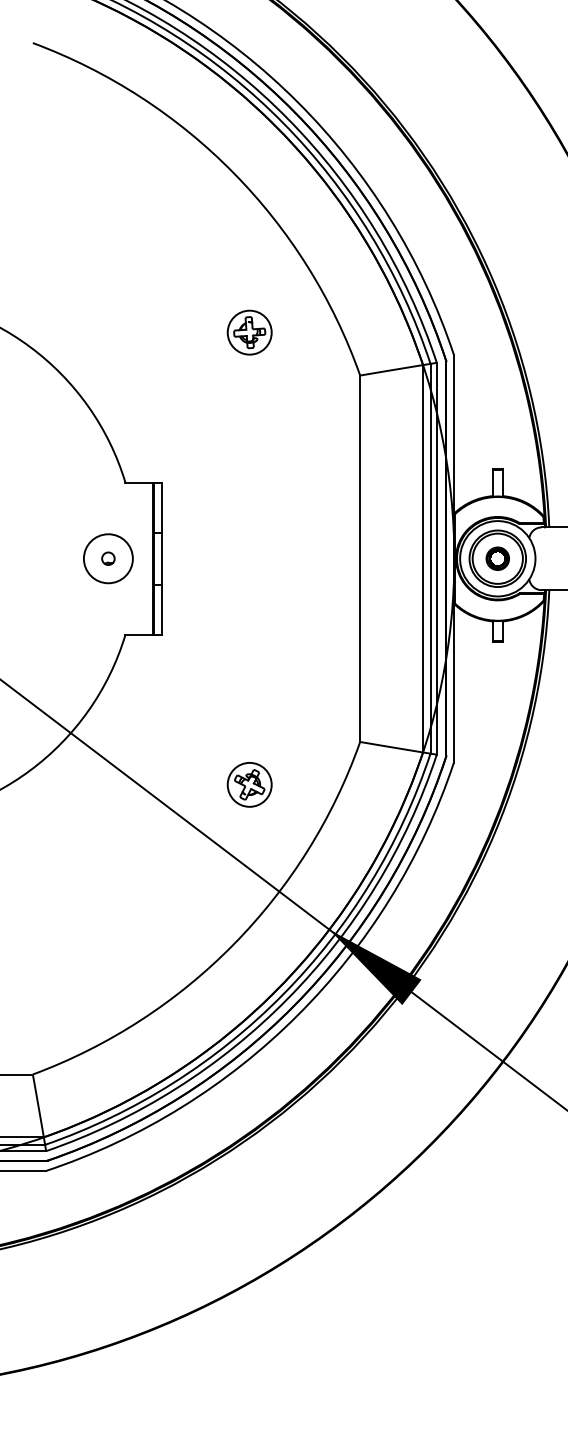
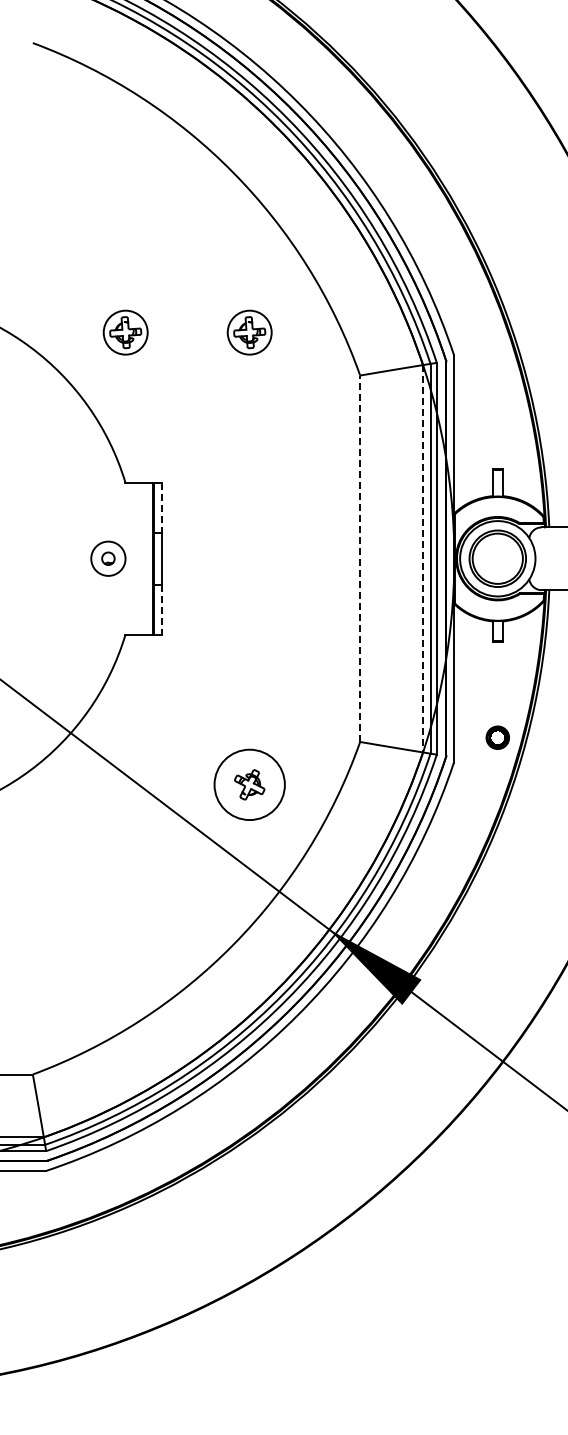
part: none -> present (125, 332)
line: solid -> dashed (161, 508)
circle diameter: 49 px -> 34 px (108, 558)
line: solid -> dashed (360, 558)
line: solid -> dashed (422, 558)
part position: (497, 558) -> (497, 737) (497, 737)
line: solid -> dashed (161, 610)
circle diameter: 44 px -> 70 px (249, 784)
